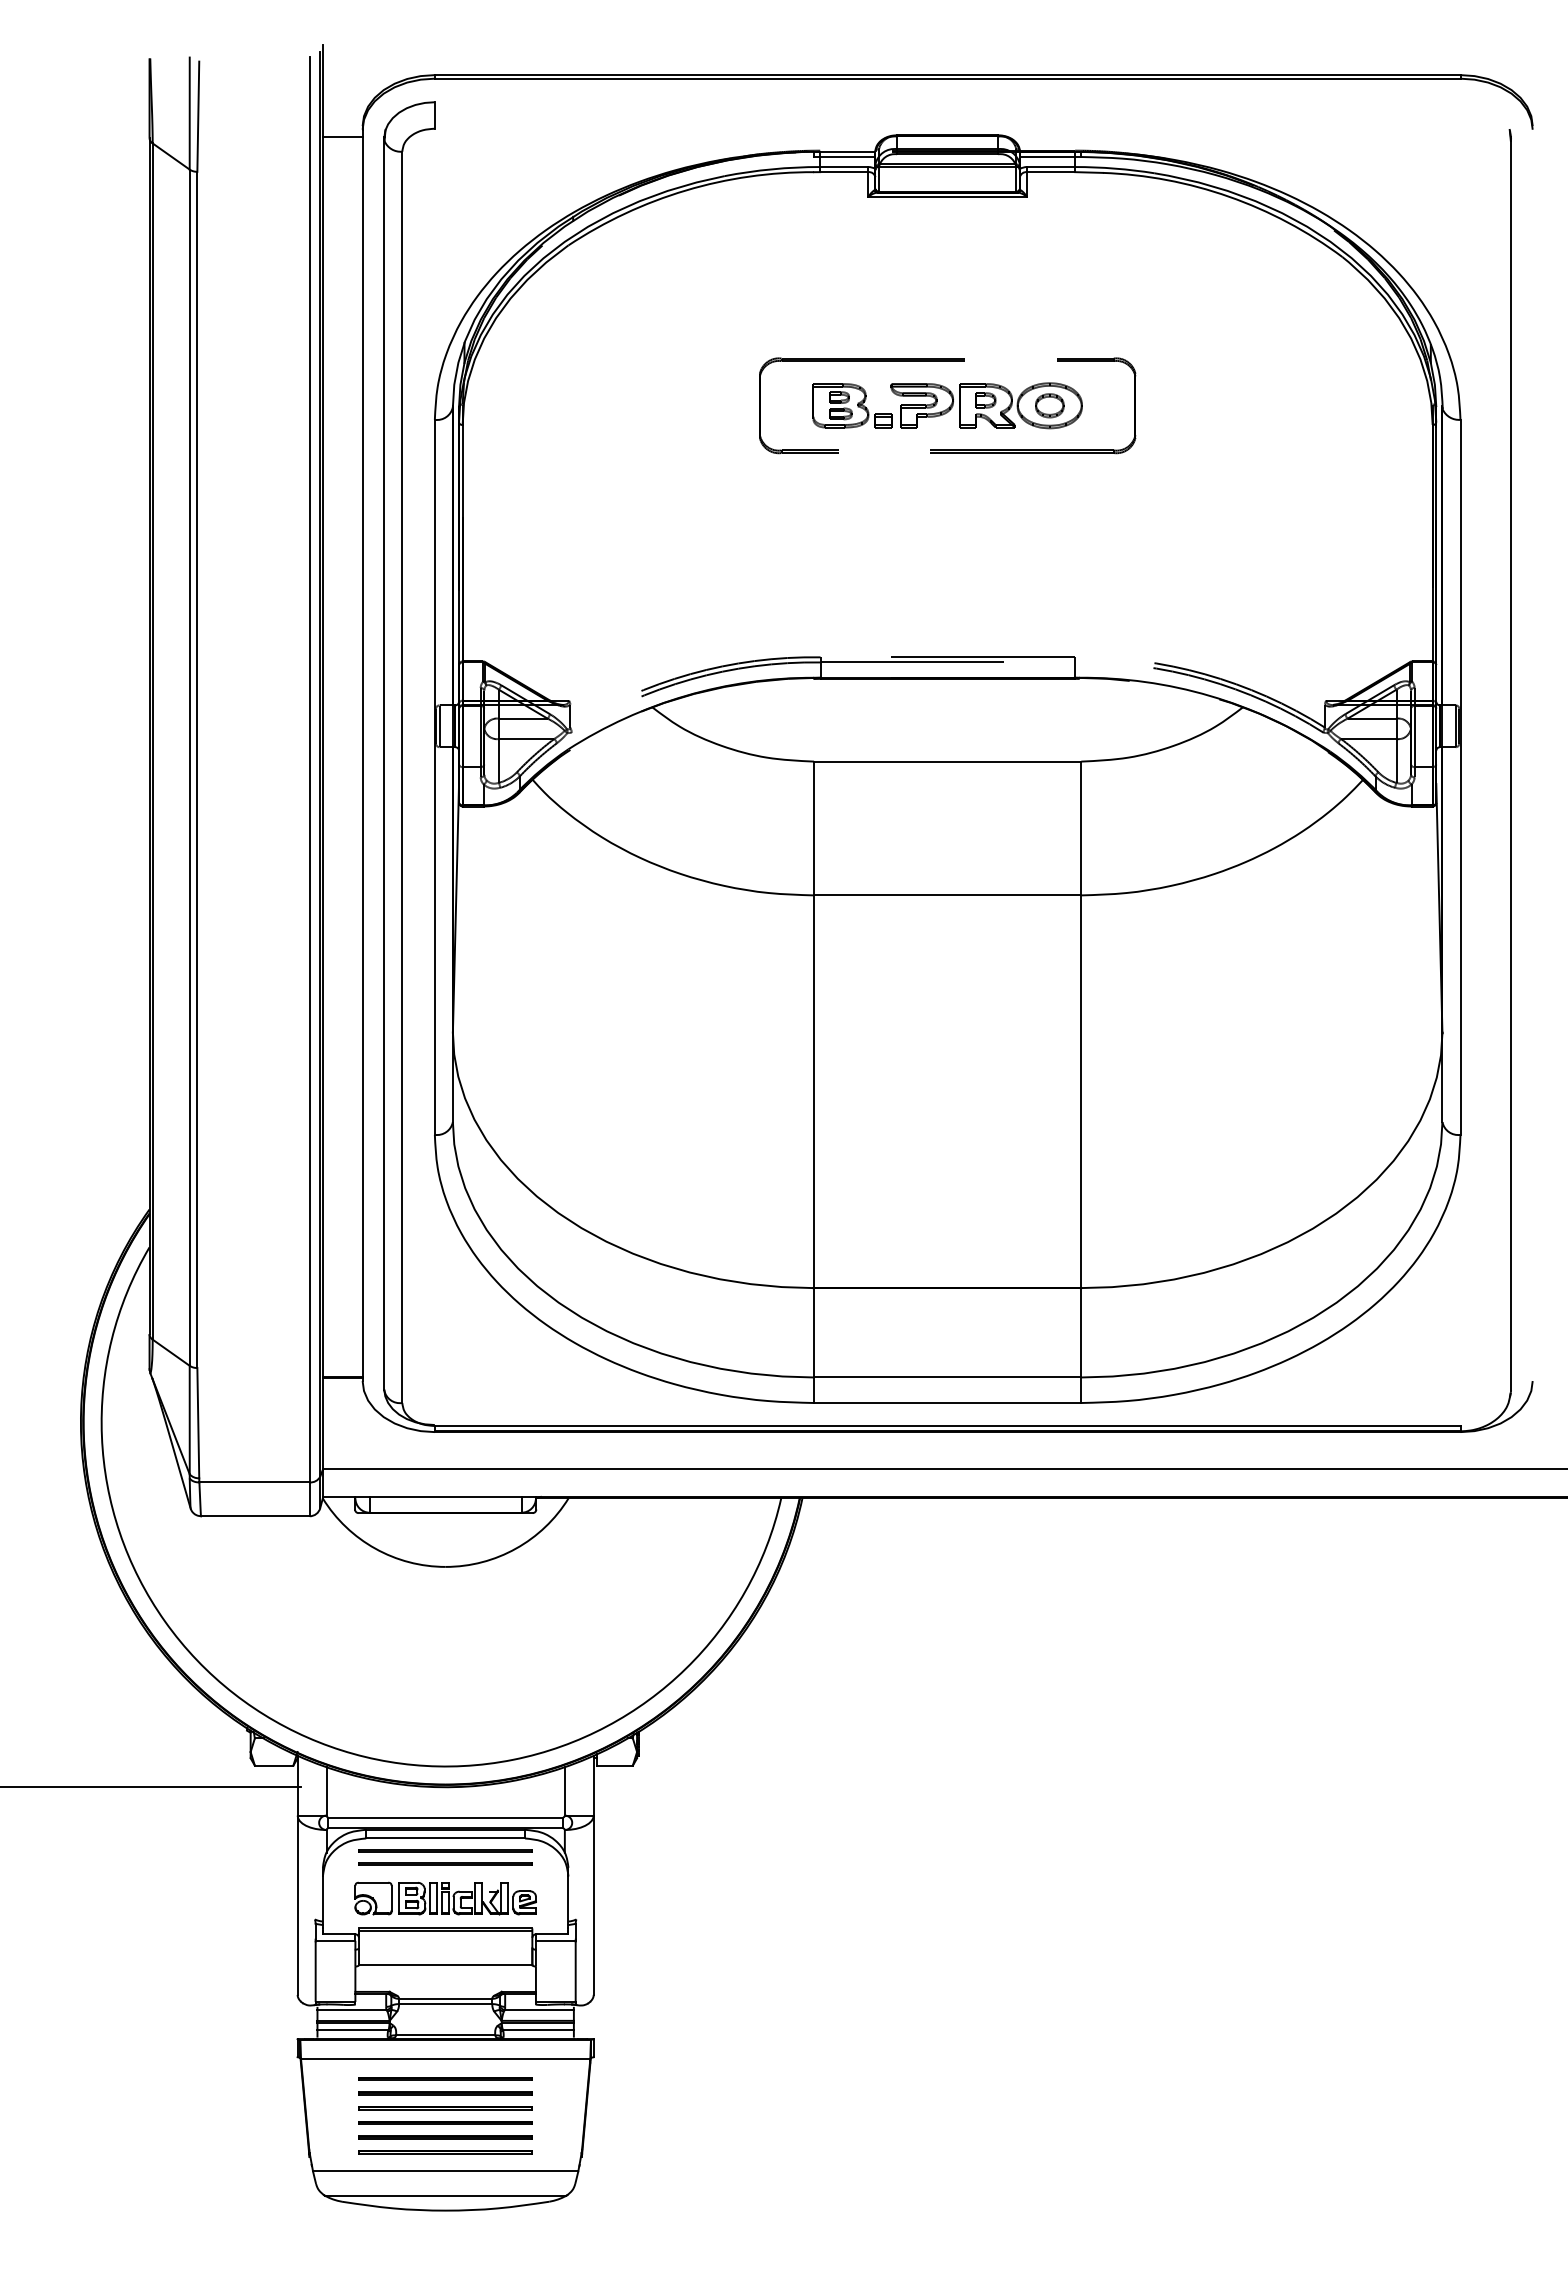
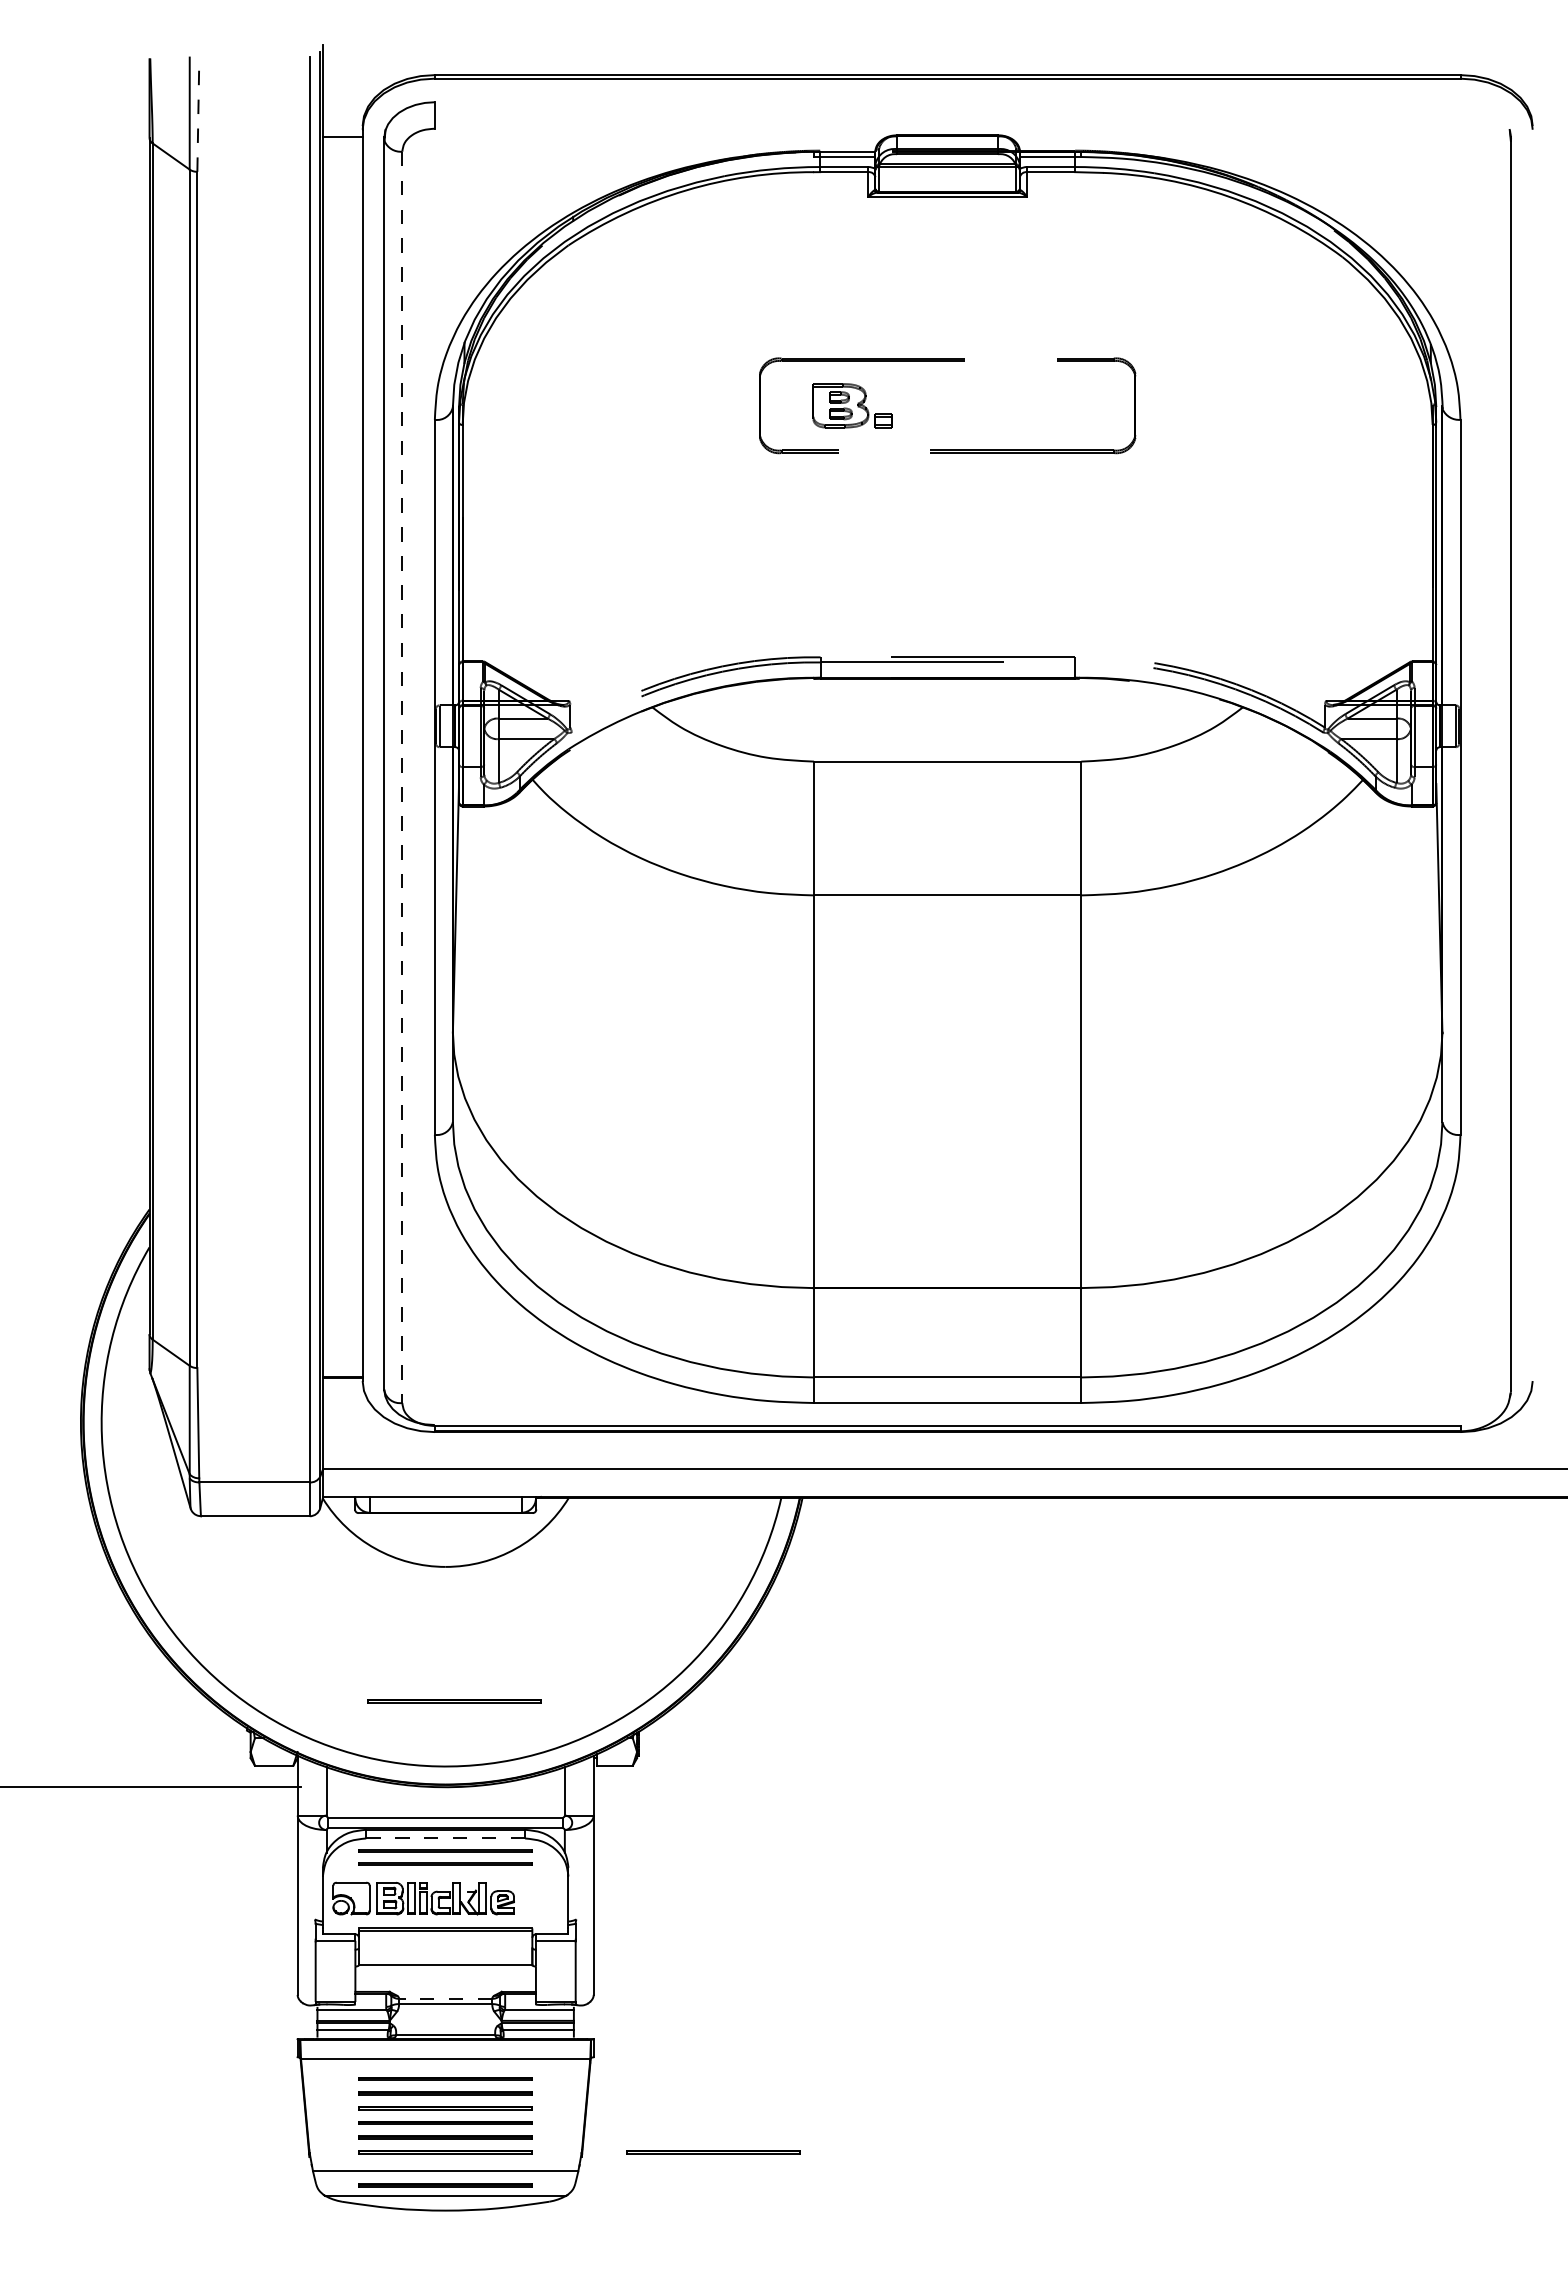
line: solid -> dashed (198, 116)
part: present -> none (986, 405)
line: solid -> dashed (402, 777)
line: none -> present (454, 1700)
line: solid -> dashed (446, 1838)
part position: (445, 1898) -> (423, 1898) (423, 1898)
line: solid -> dashed (445, 1998)
line: none -> present (713, 2151)
line: none -> present (445, 2185)
